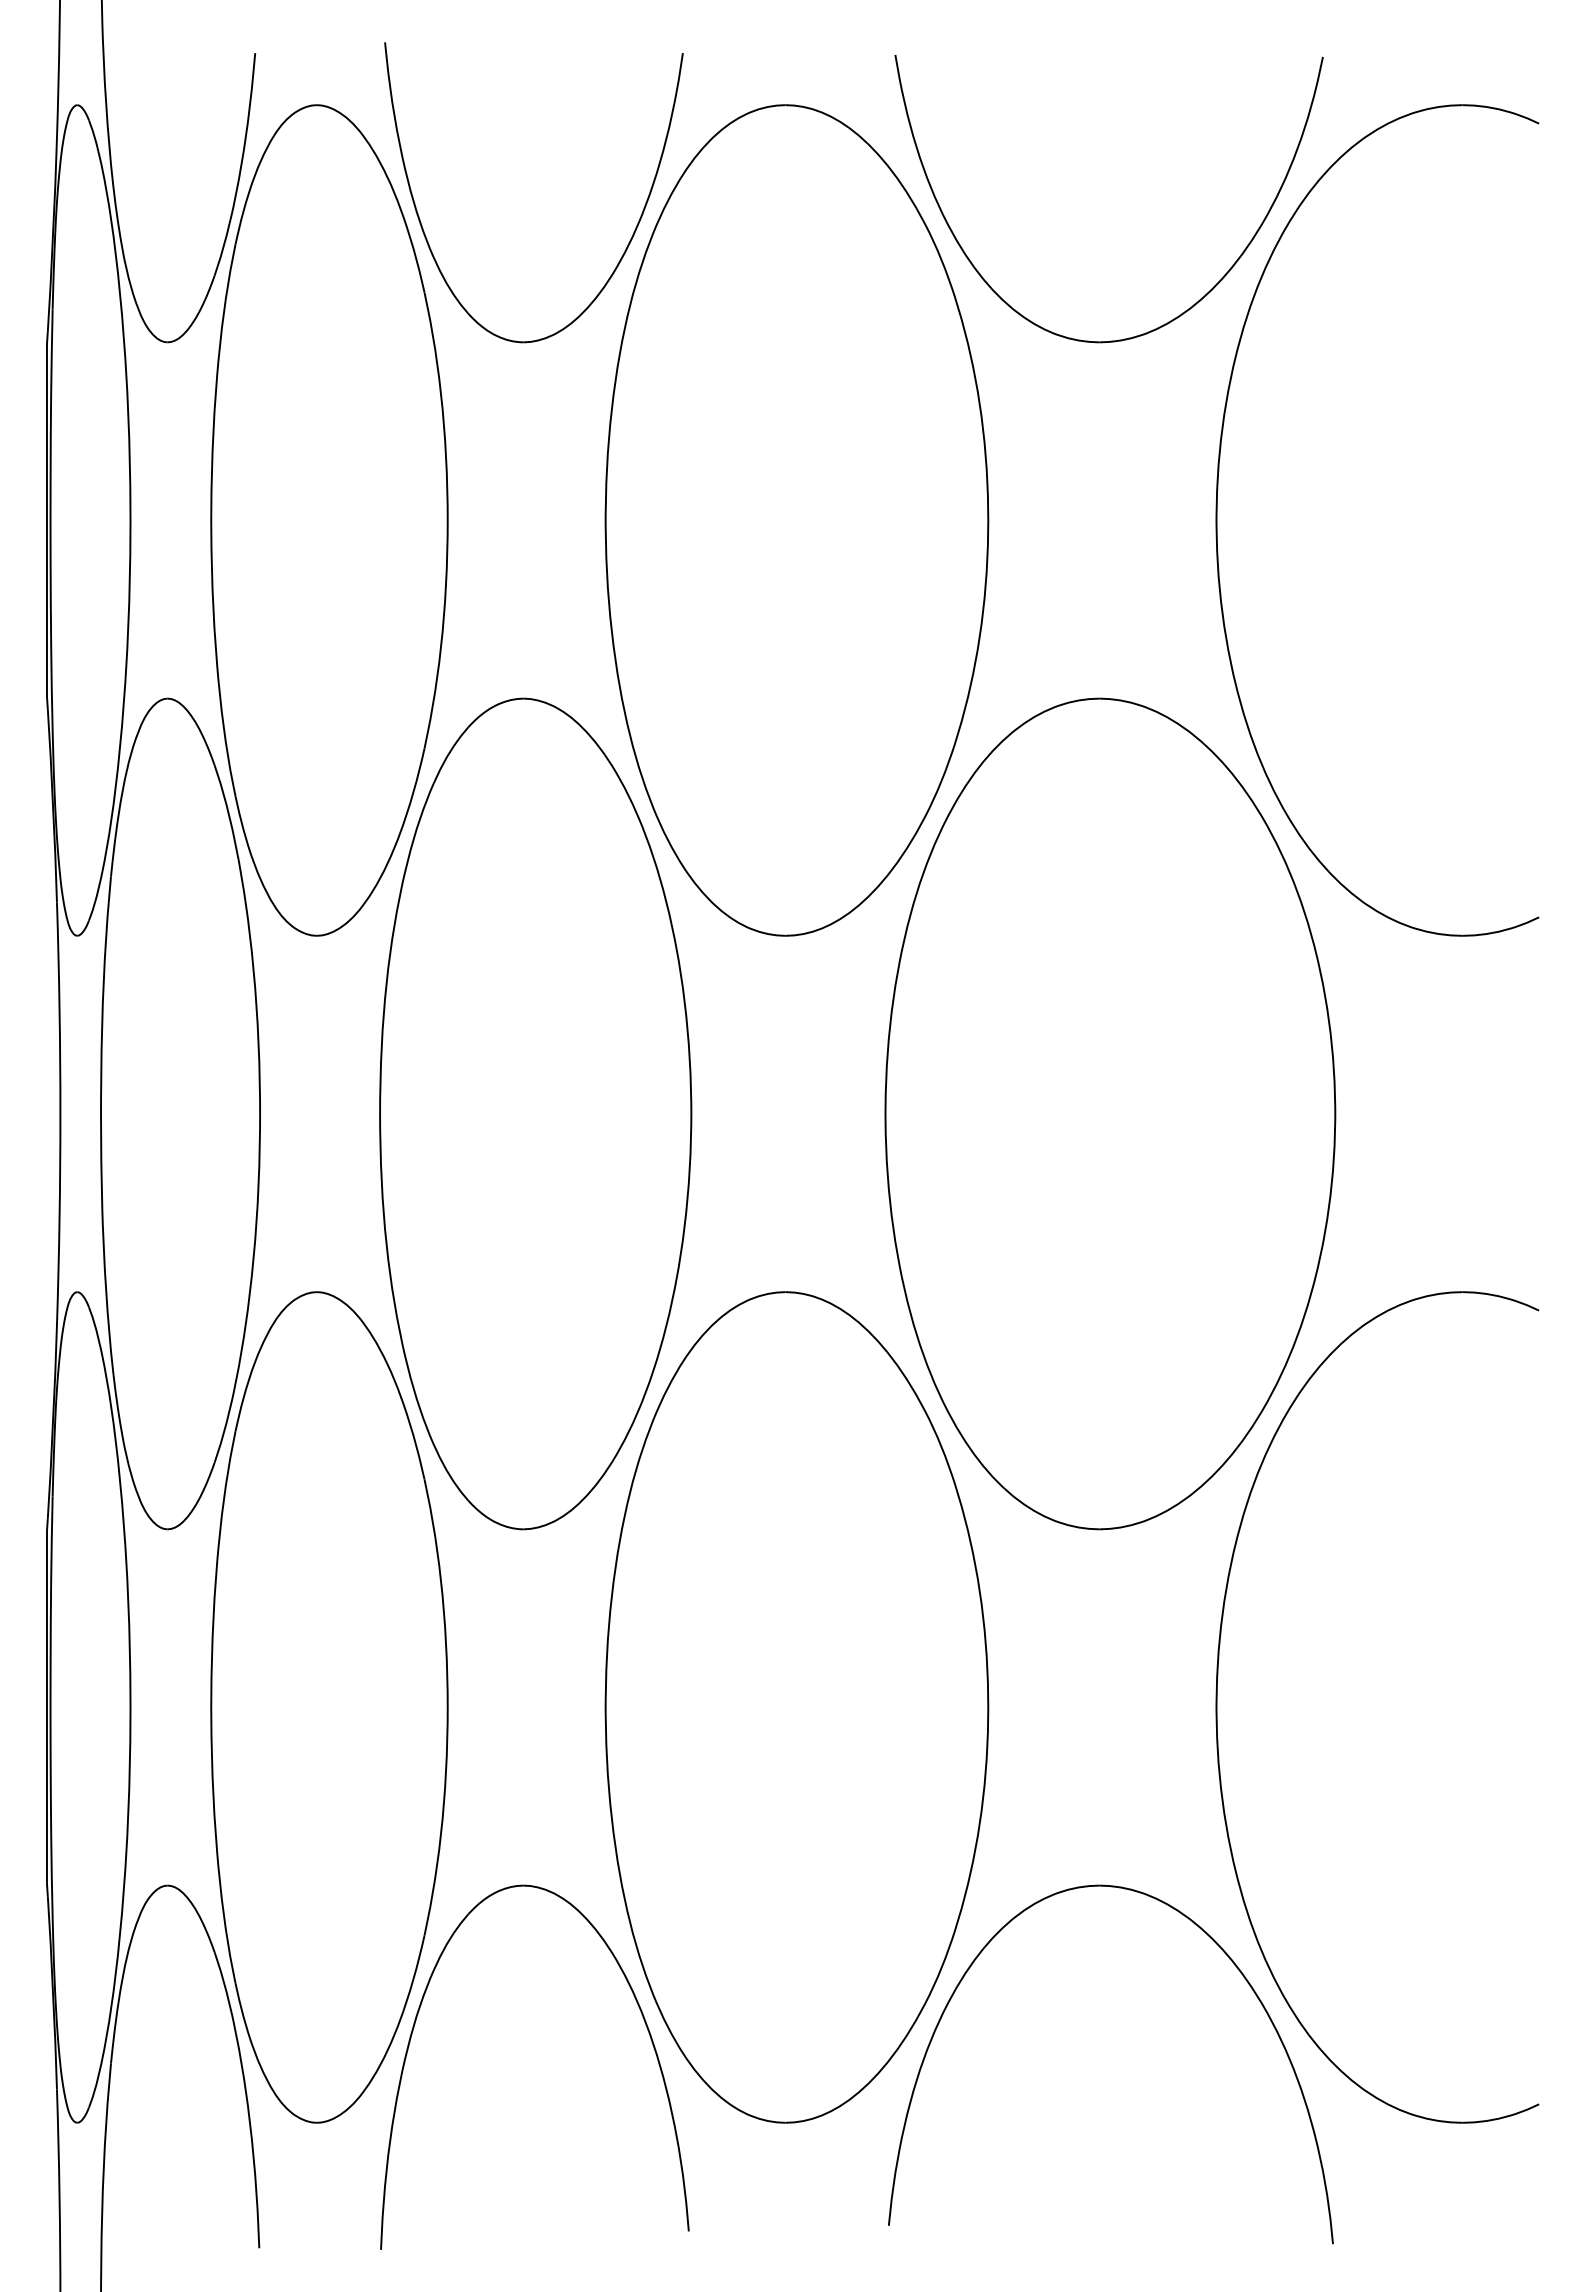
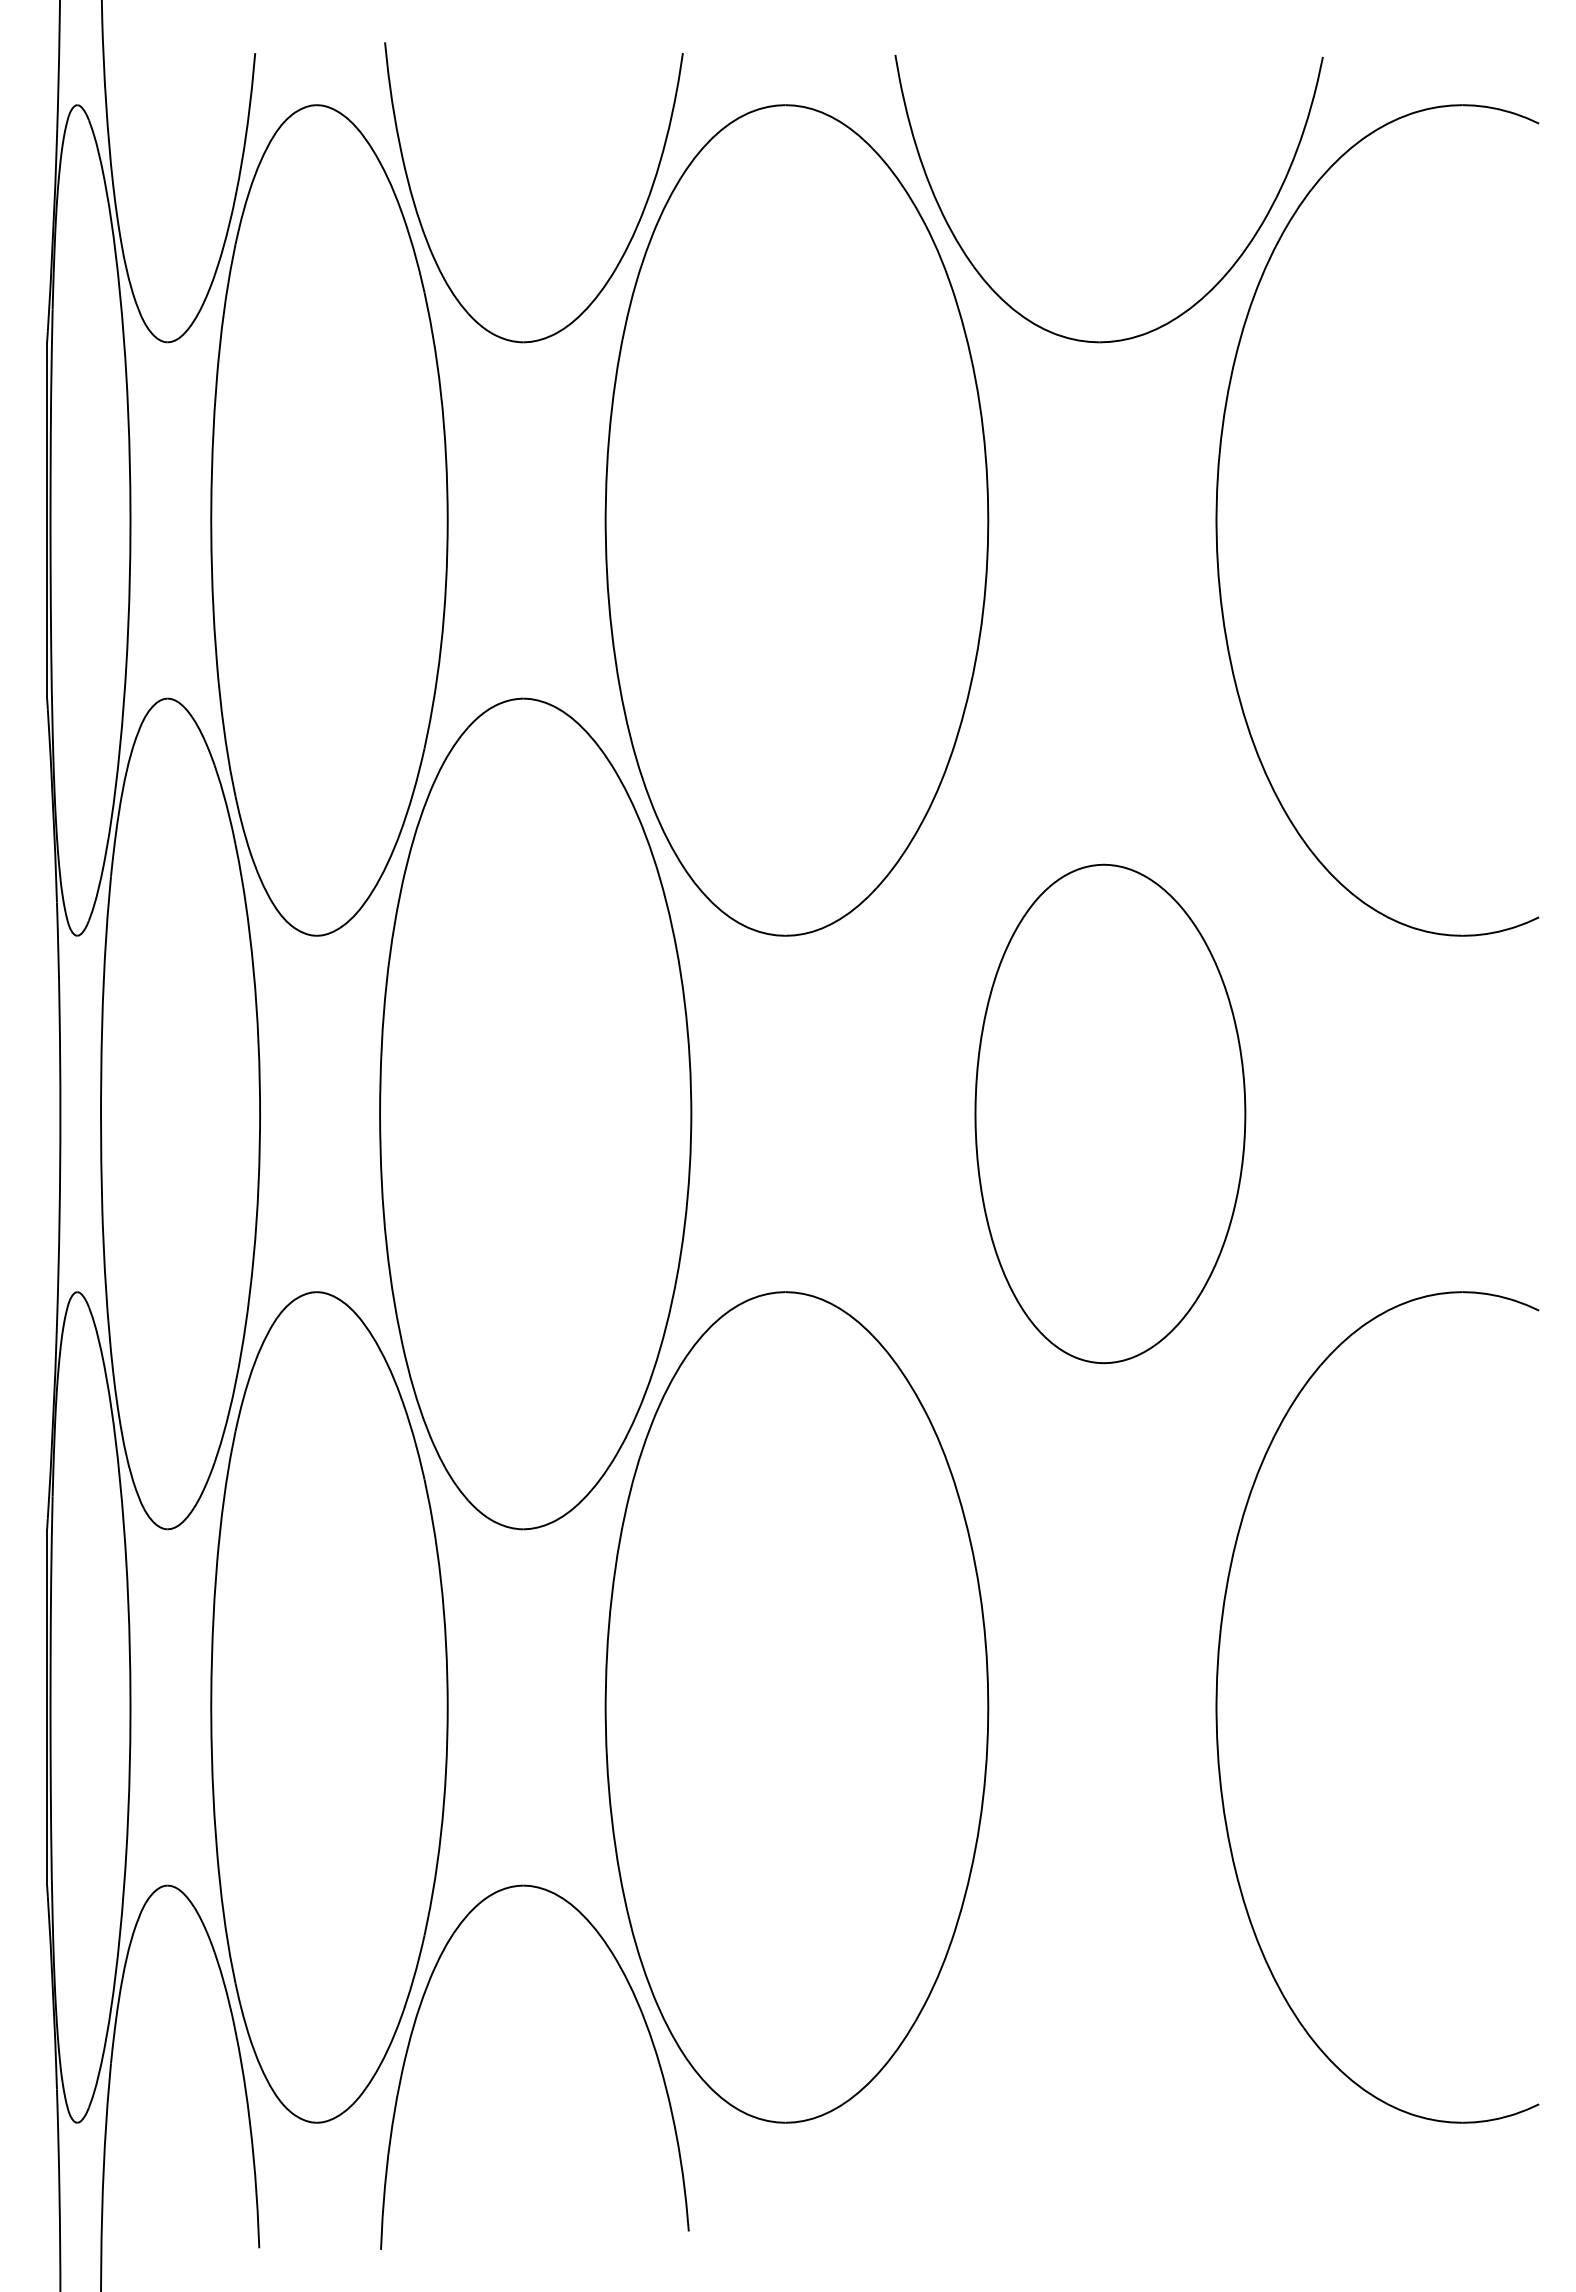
part size: 453x834 px -> 273x502 px (1110, 1113)
part: present -> none (1233, 1964)
